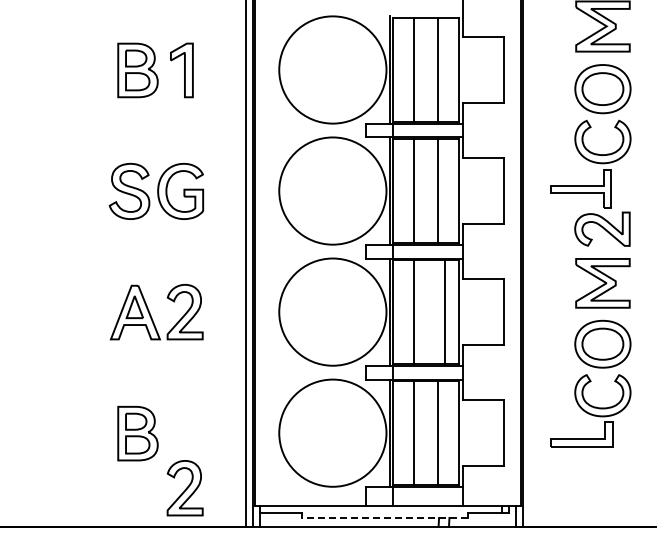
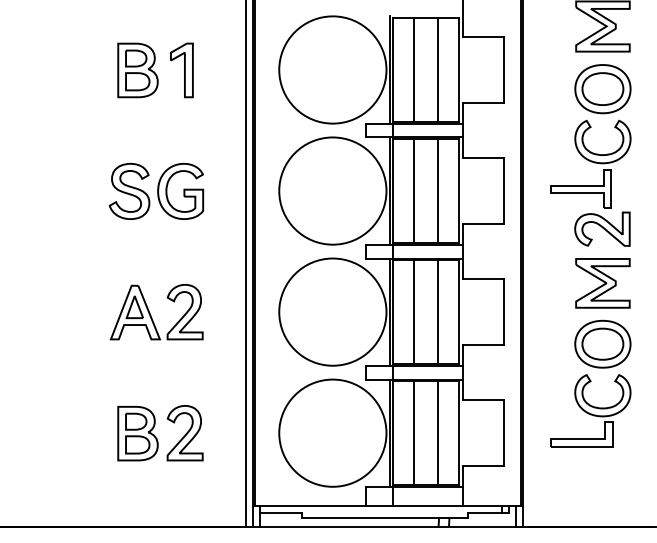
line position: (445, 312) -> (438, 312) (438, 312)
part position: (184, 488) -> (184, 433) (184, 433)
line: dashed -> solid (384, 517)
